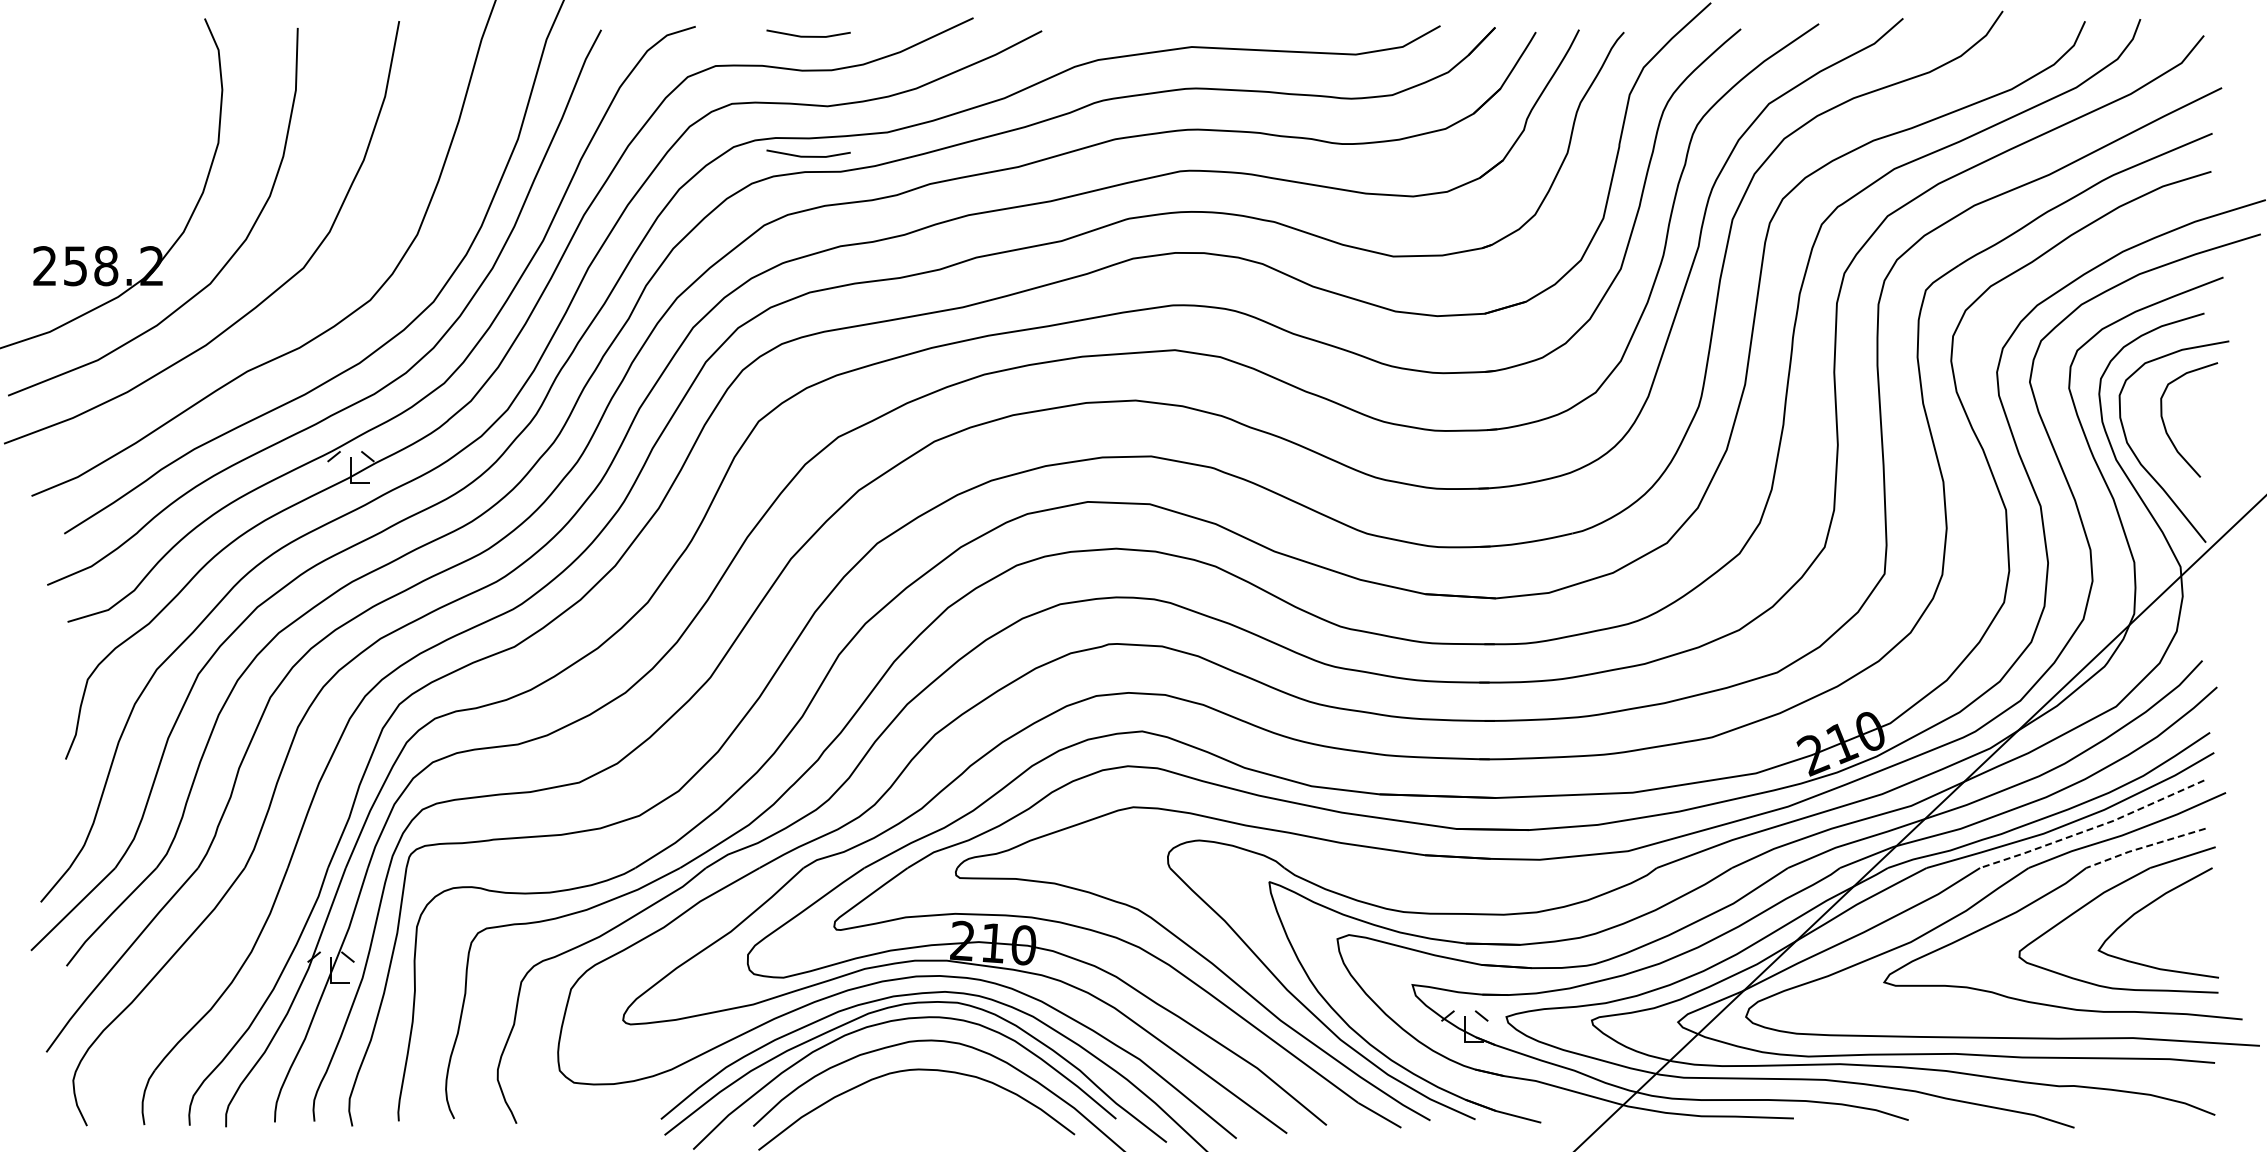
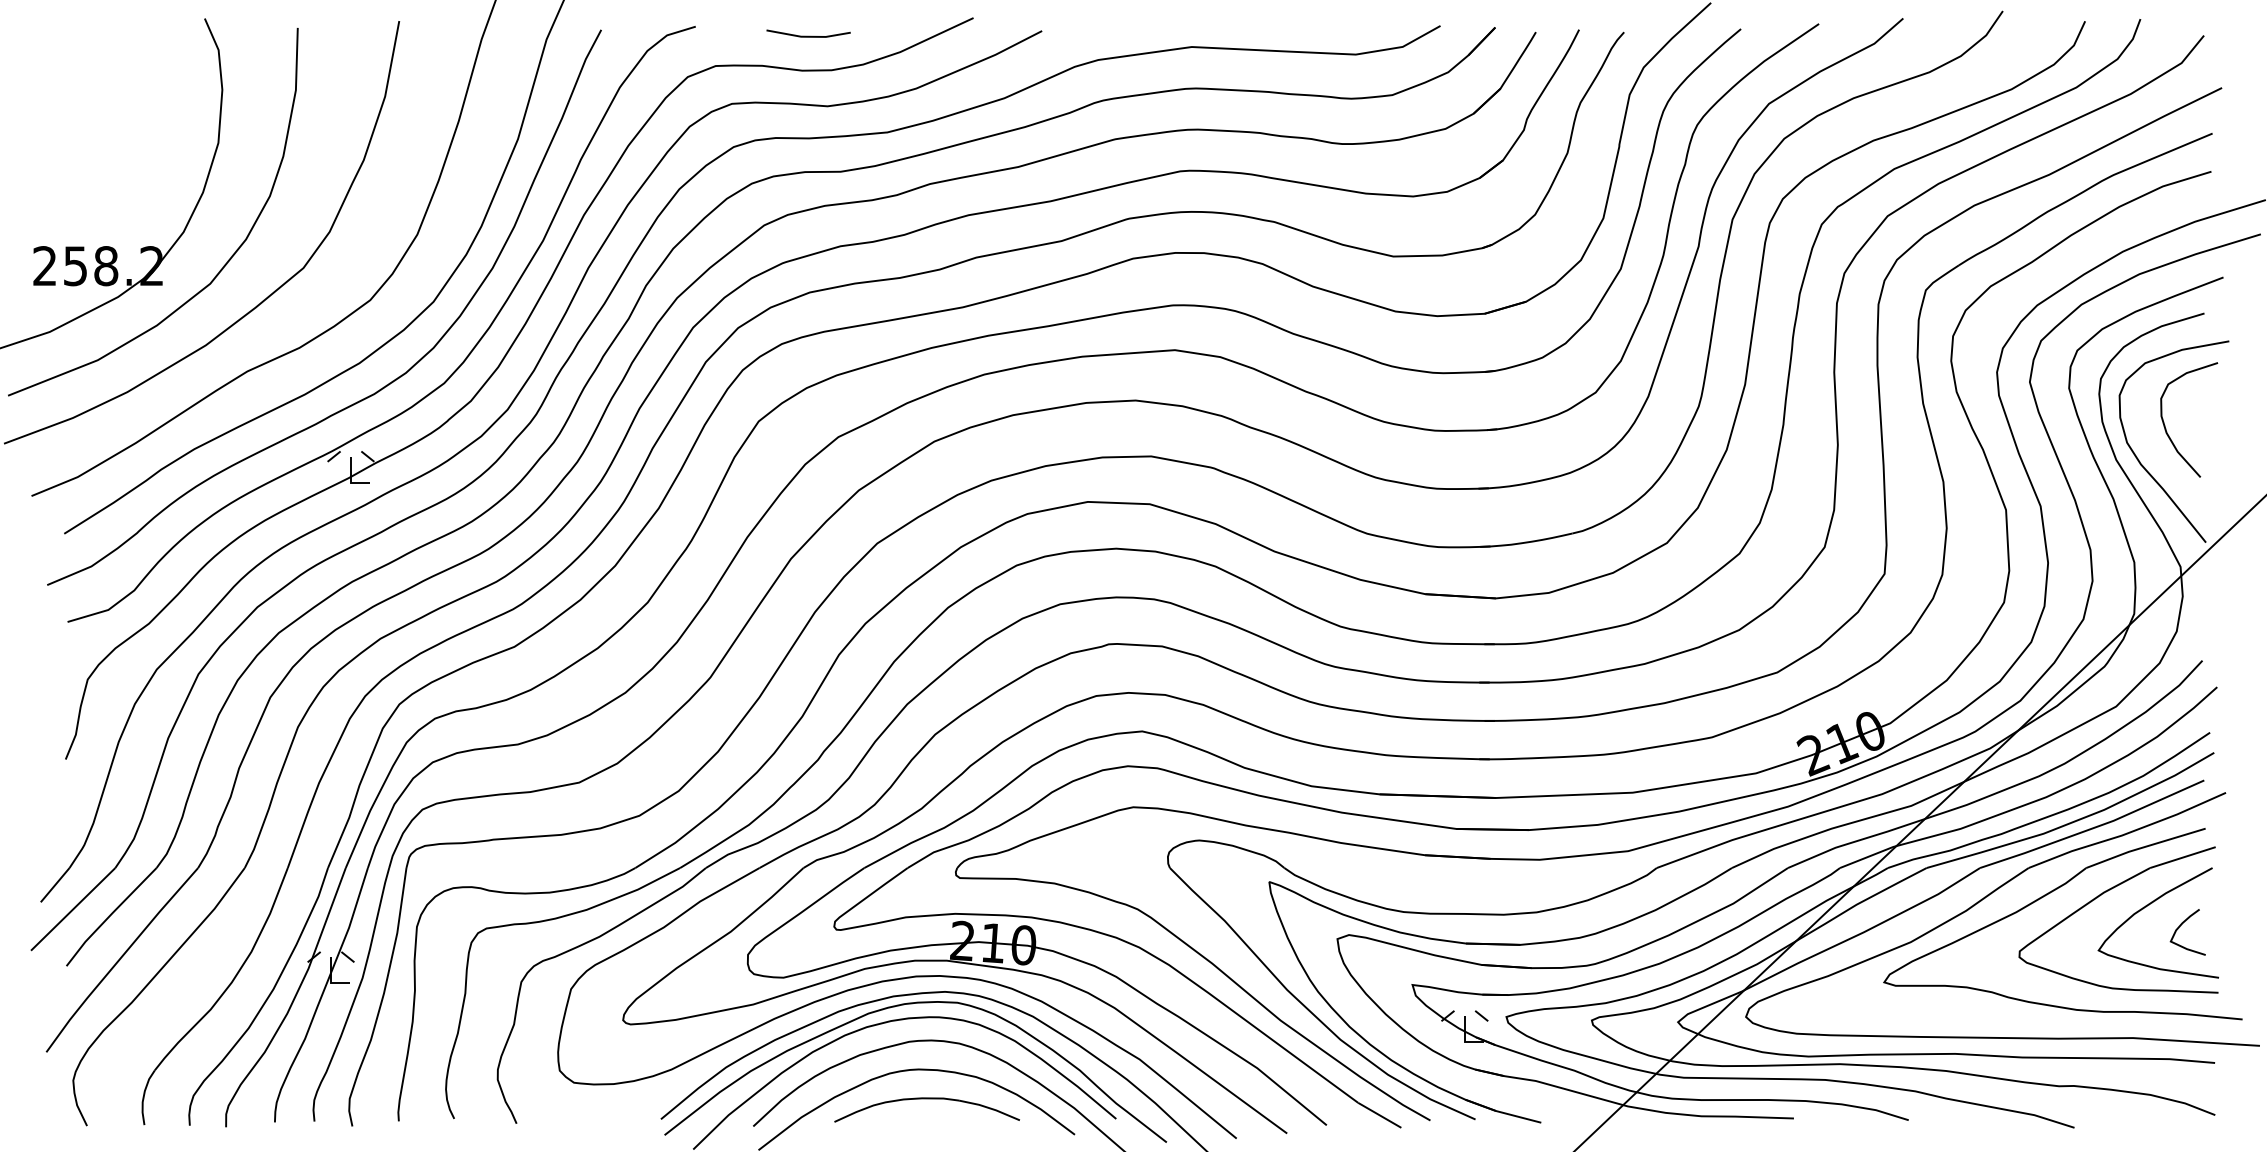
line: present -> none (808, 155)
line: dashed -> solid (2094, 827)
line: dashed -> solid (2145, 846)
curve: none -> present (2179, 928)
part: none -> present (926, 1099)
